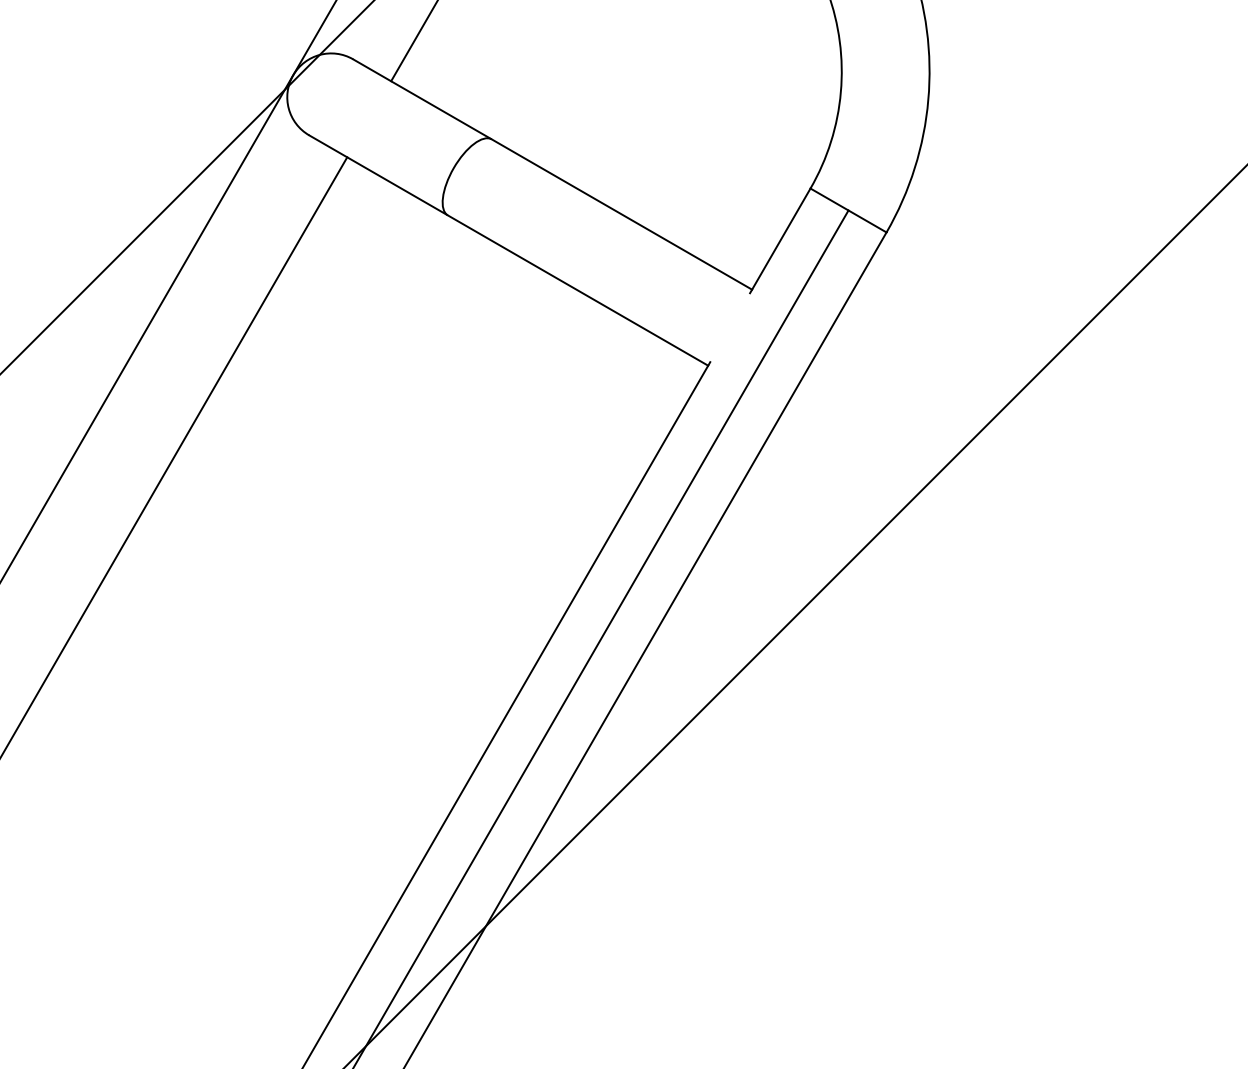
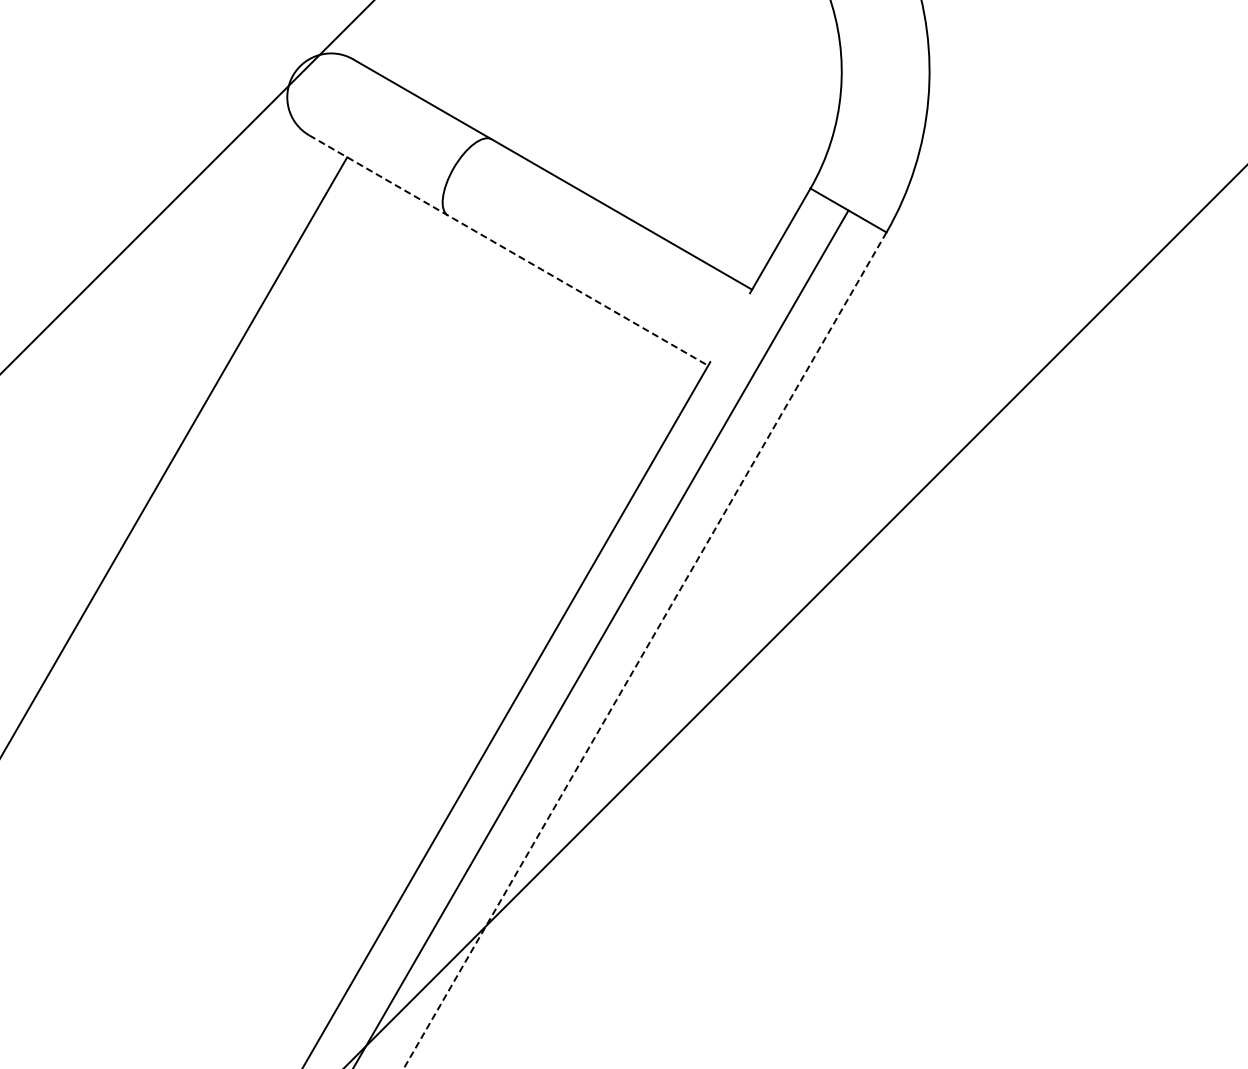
line: present -> none (413, 41)
line: solid -> dashed (509, 250)
line: present -> none (168, 290)
line: solid -> dashed (645, 650)
